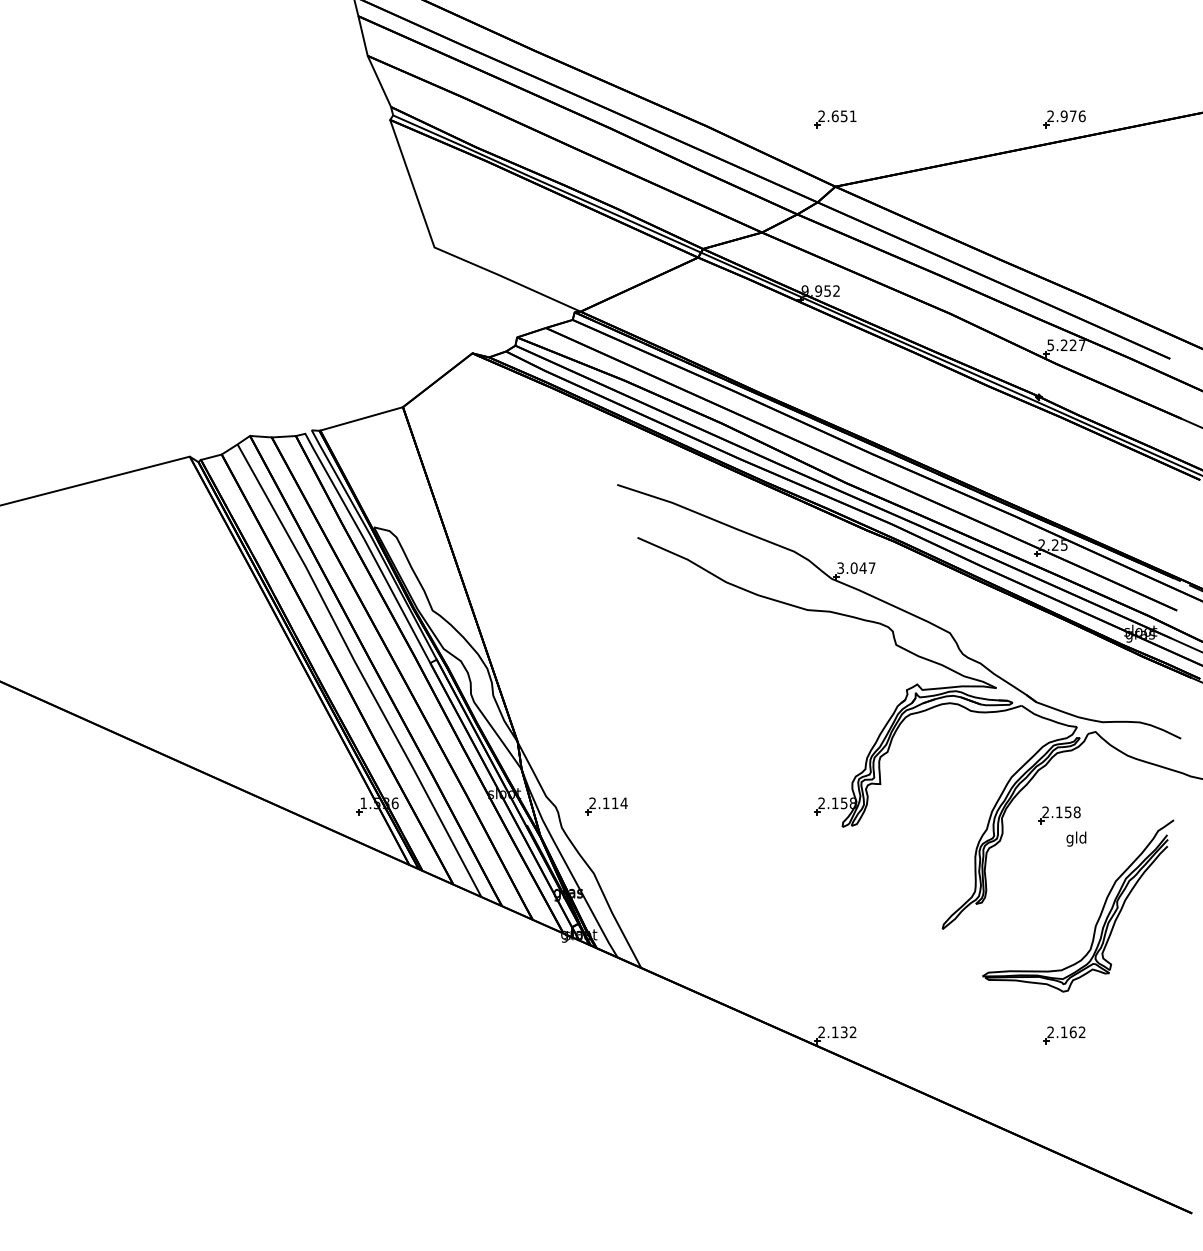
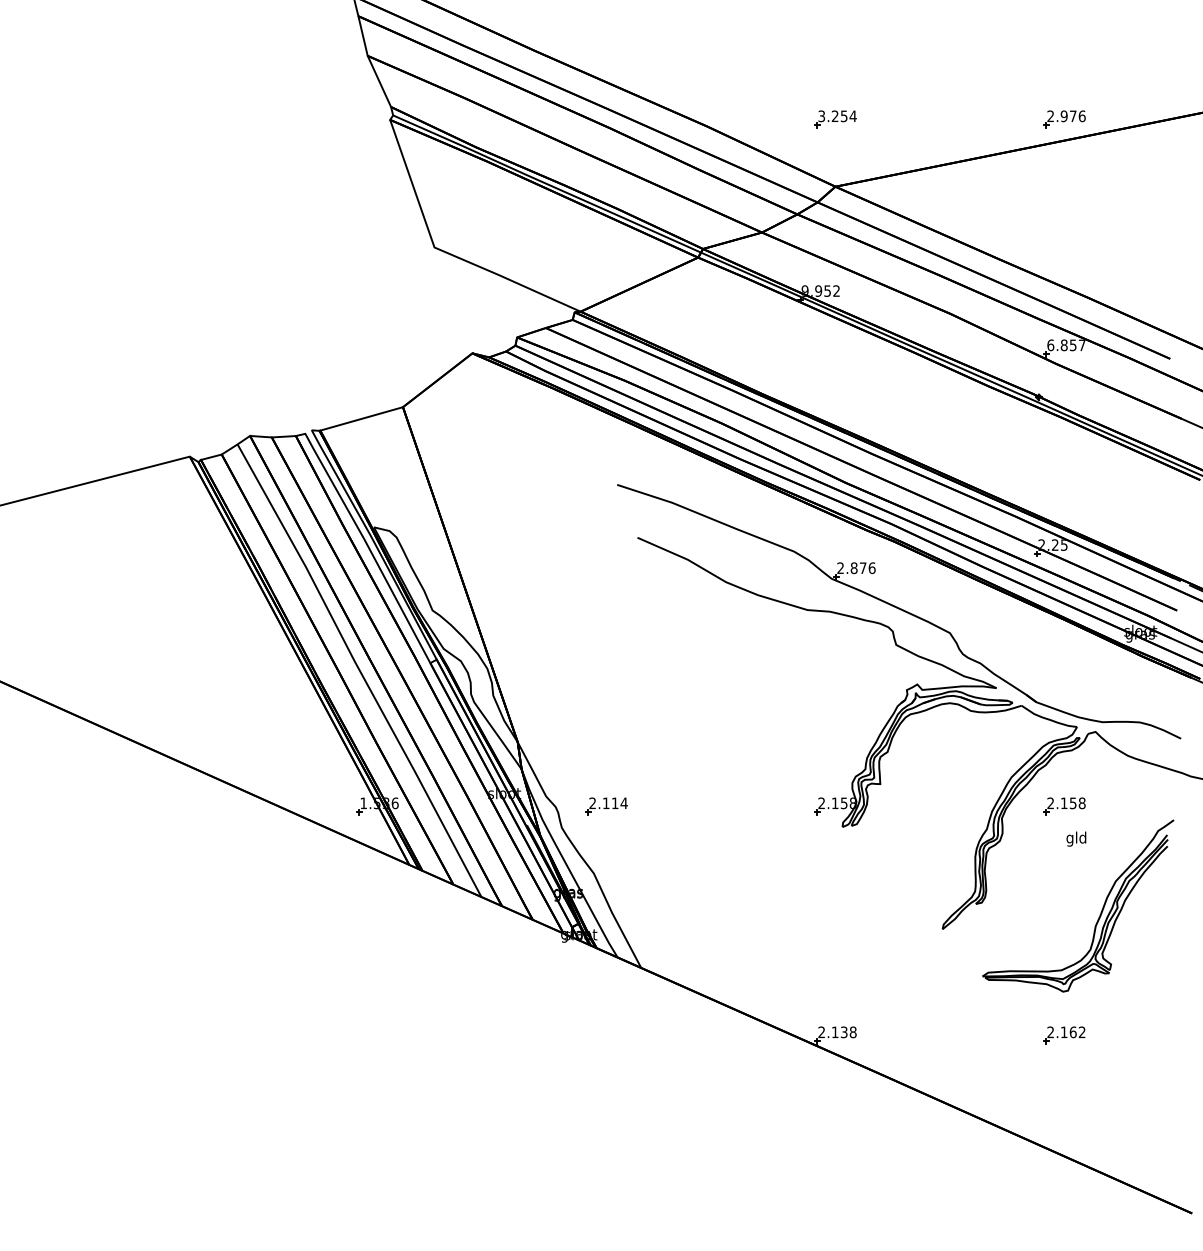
text: 2.651 -> 3.254 (837, 116)
text: 5.227 -> 6.857 (1061, 345)
text: 3.047 -> 2.876 (856, 568)
part position: (1059, 815) -> (1064, 806) (1064, 806)
text: 2.132 -> 2.138 (852, 1032)
